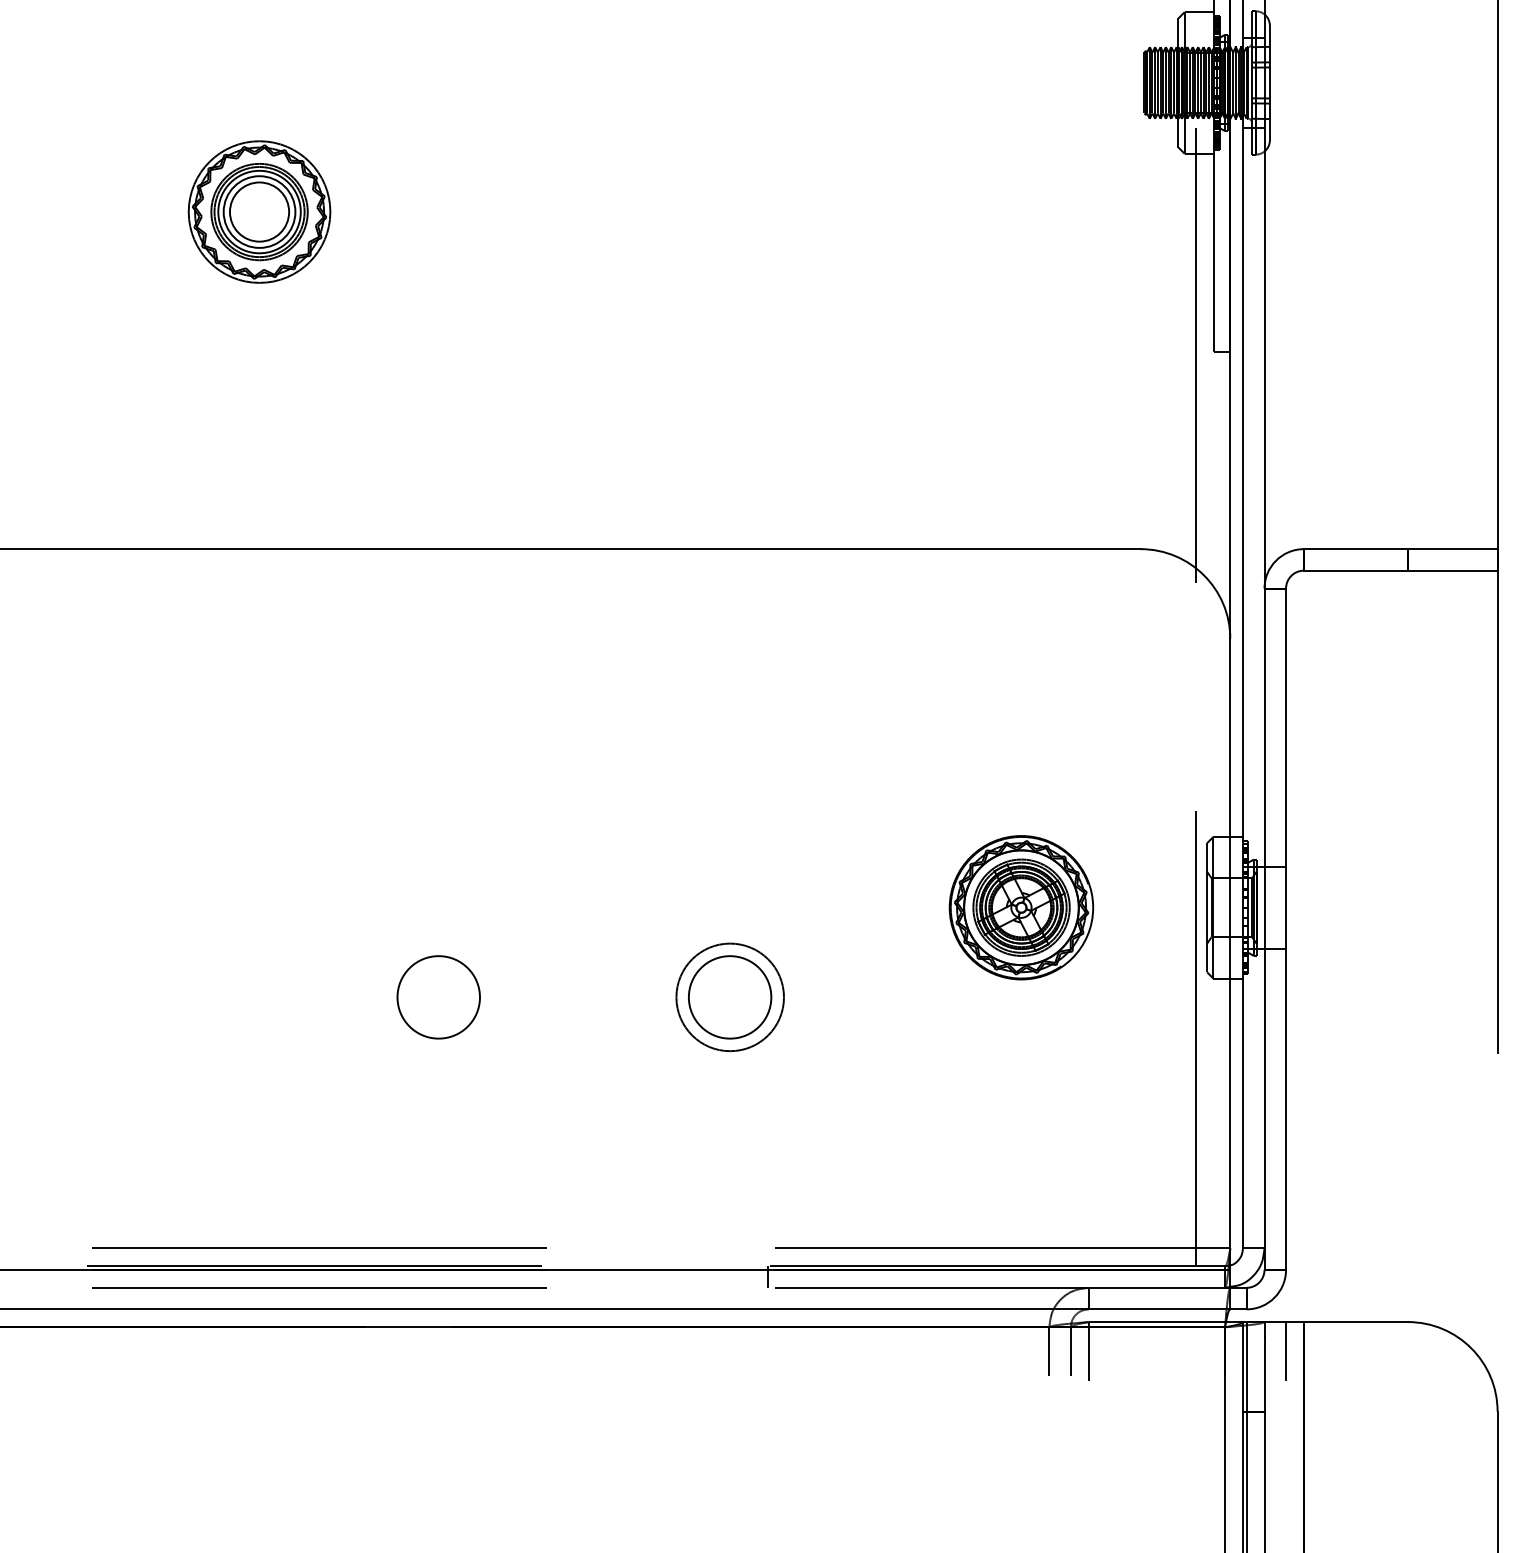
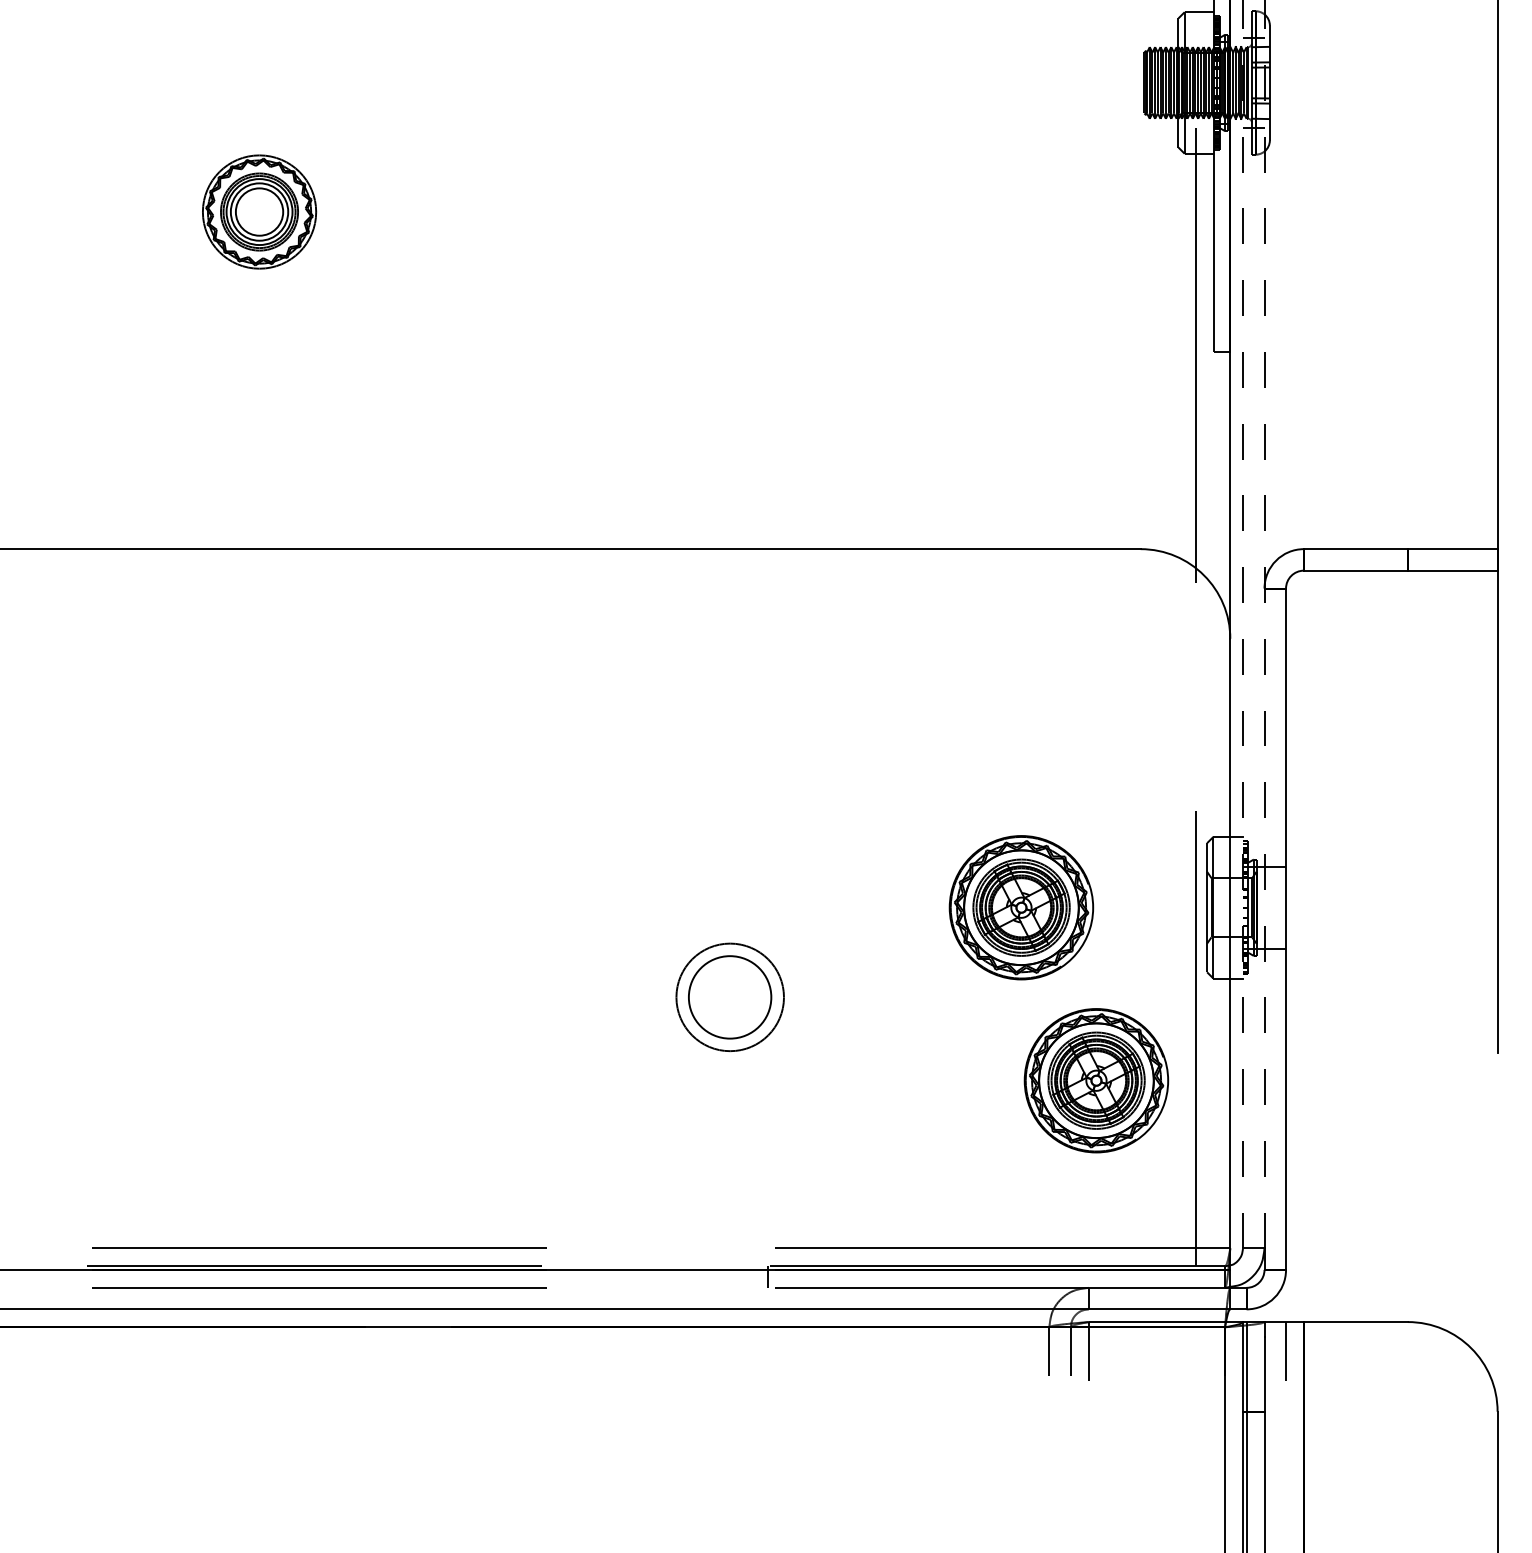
part size: 145x144 px -> 116x116 px (259, 211)
line: solid -> dashed (1243, 623)
line: solid -> dashed (1264, 623)
circle: present -> none (438, 997)
part: none -> present (1096, 1080)
